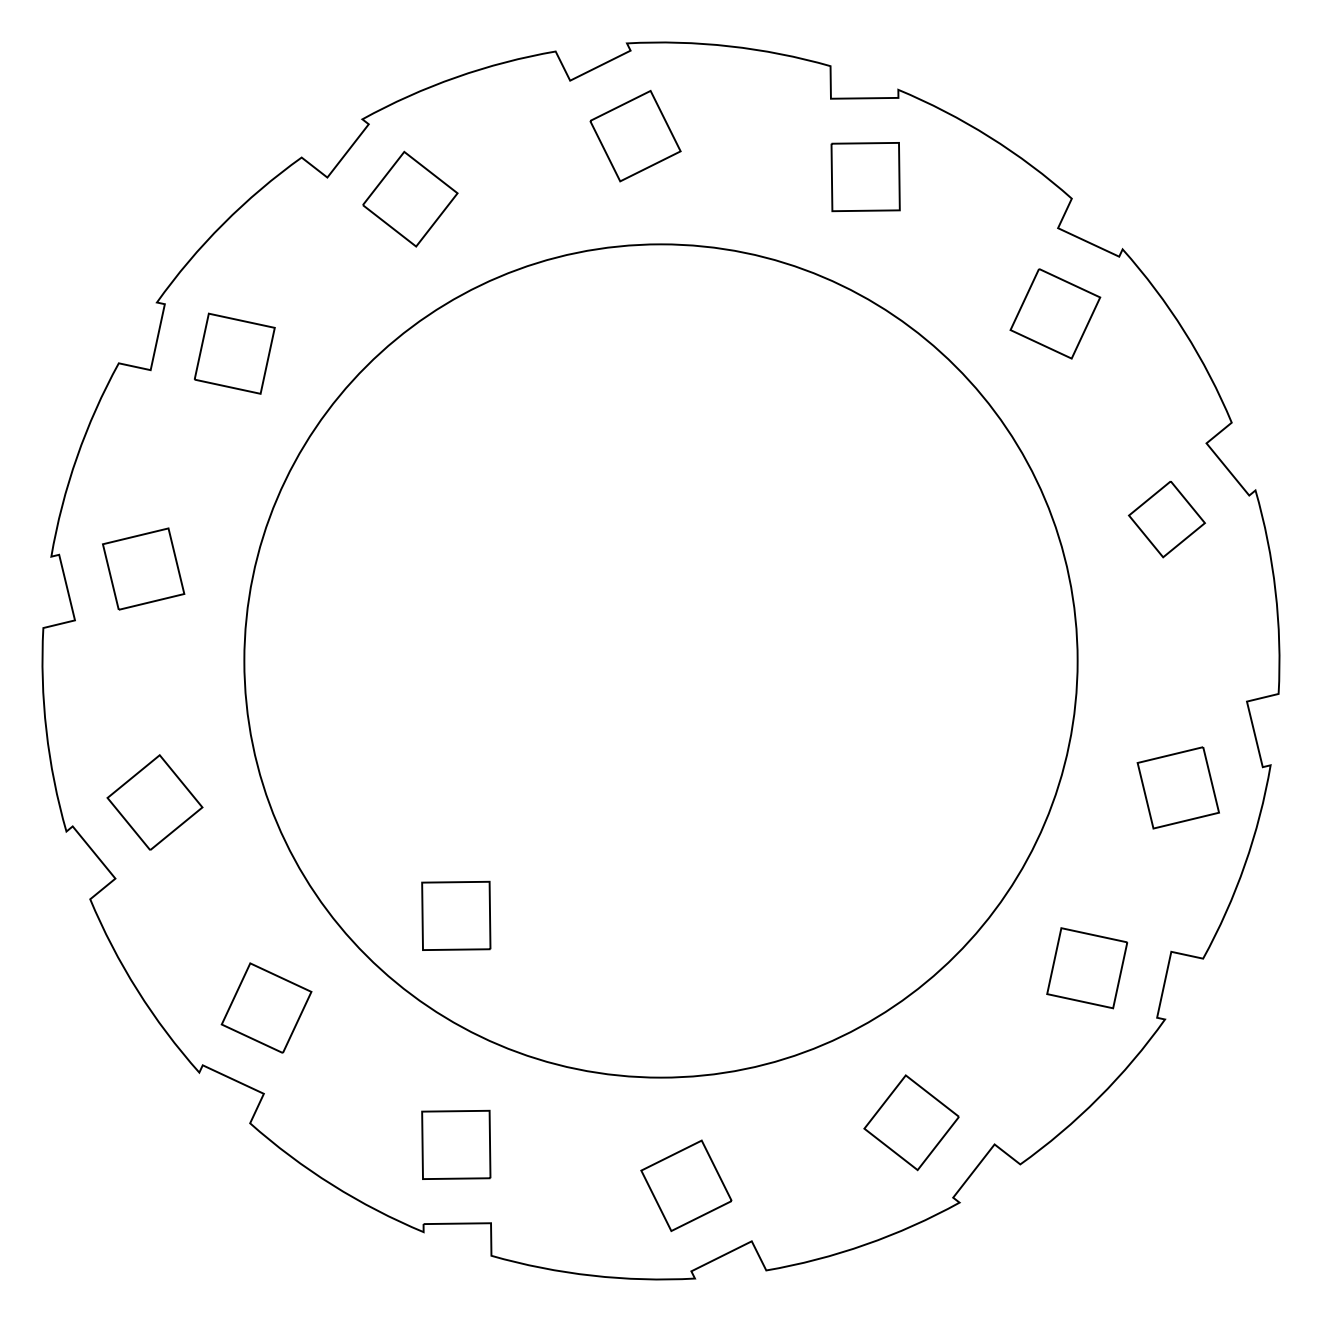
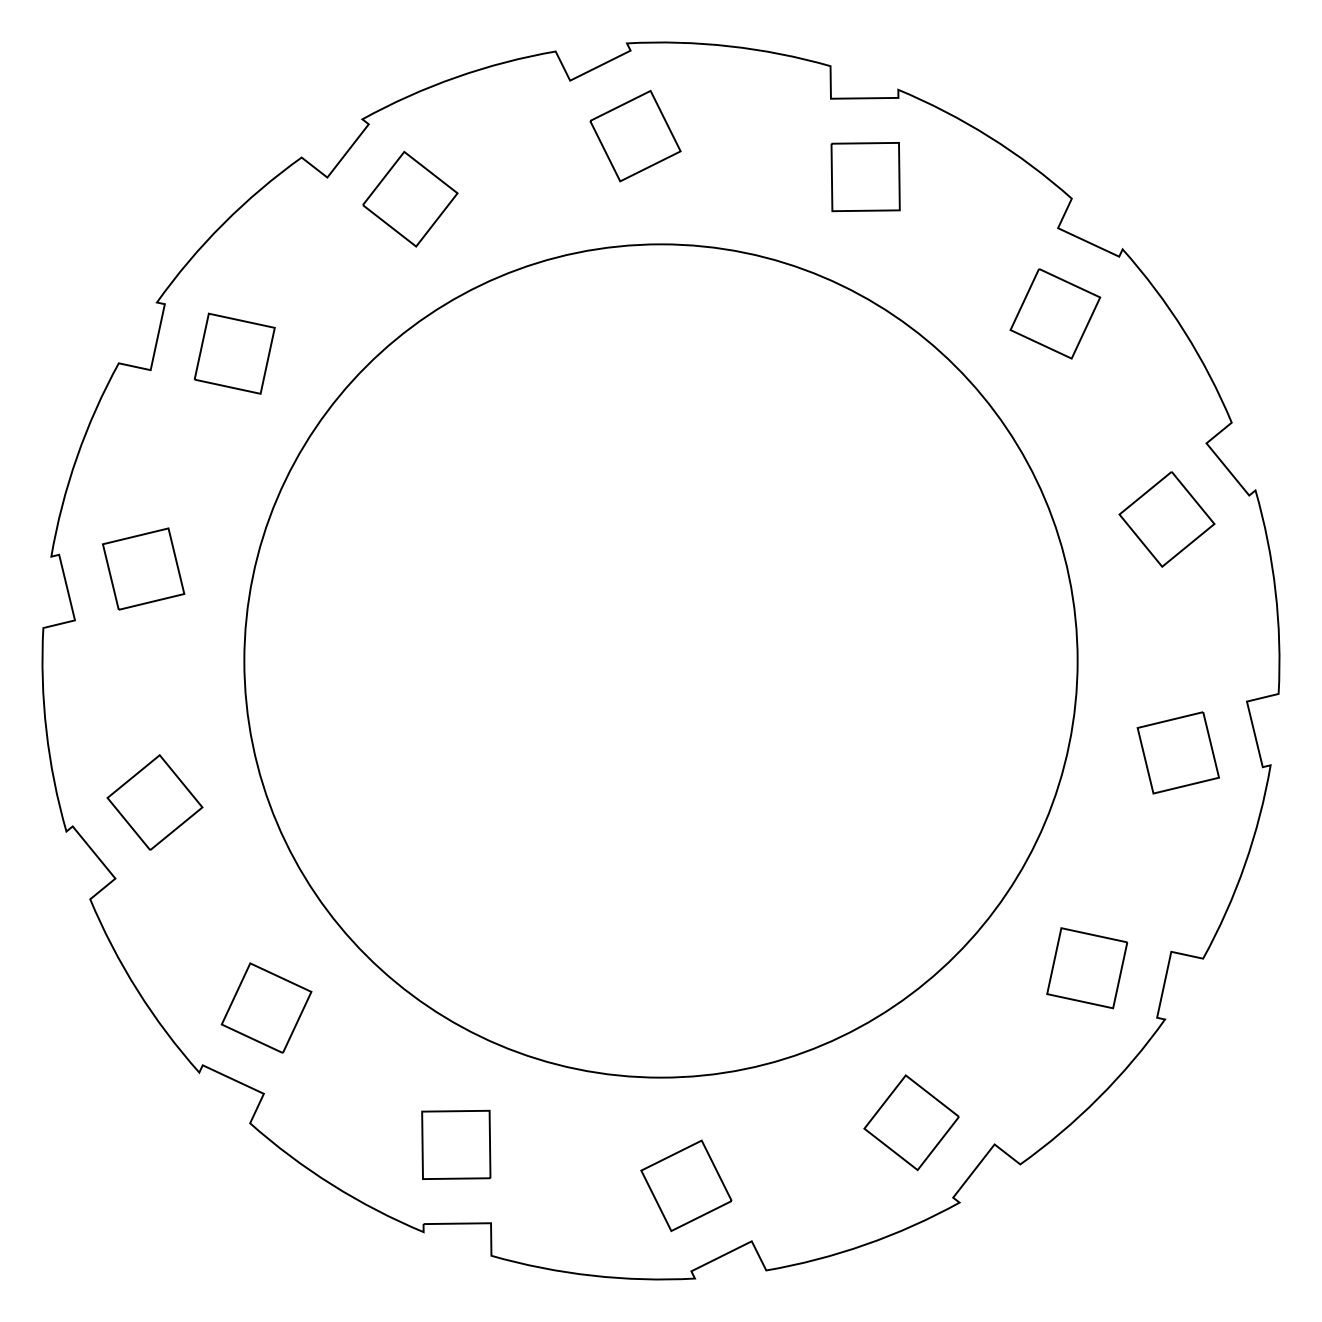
part size: 79x79 px -> 98x97 px (1166, 519)
part position: (1177, 787) -> (1177, 752) (1177, 752)
part: present -> none (456, 915)
